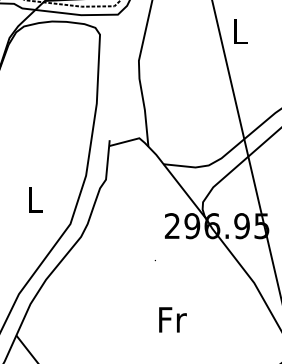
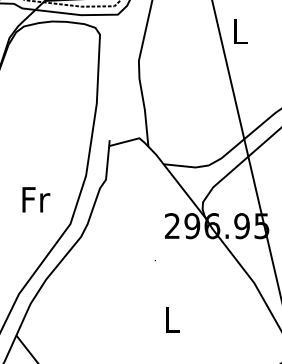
text: L -> Fr (36, 199)
text: Fr -> L (172, 319)
